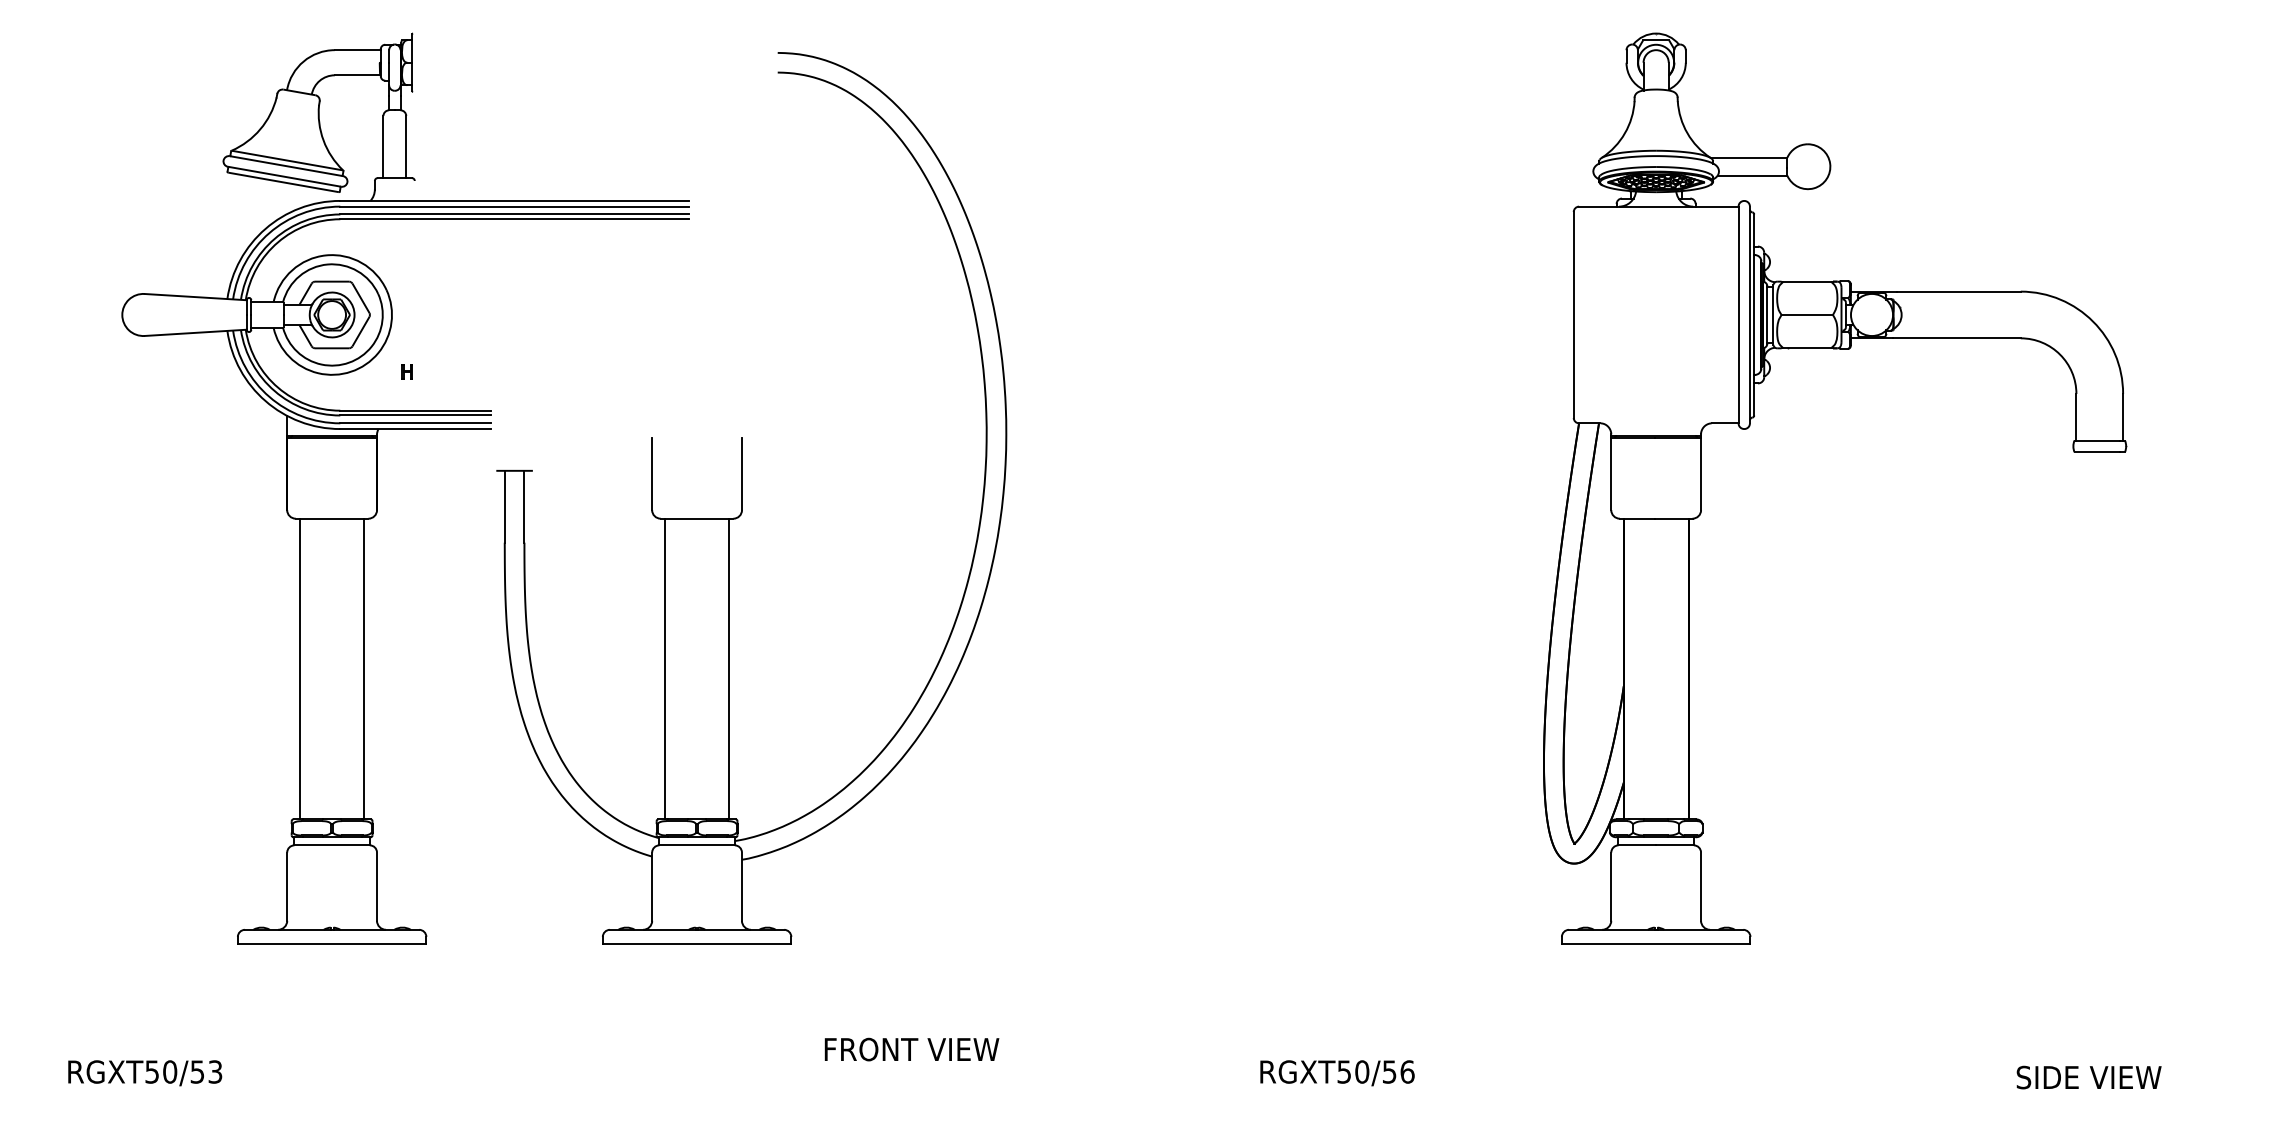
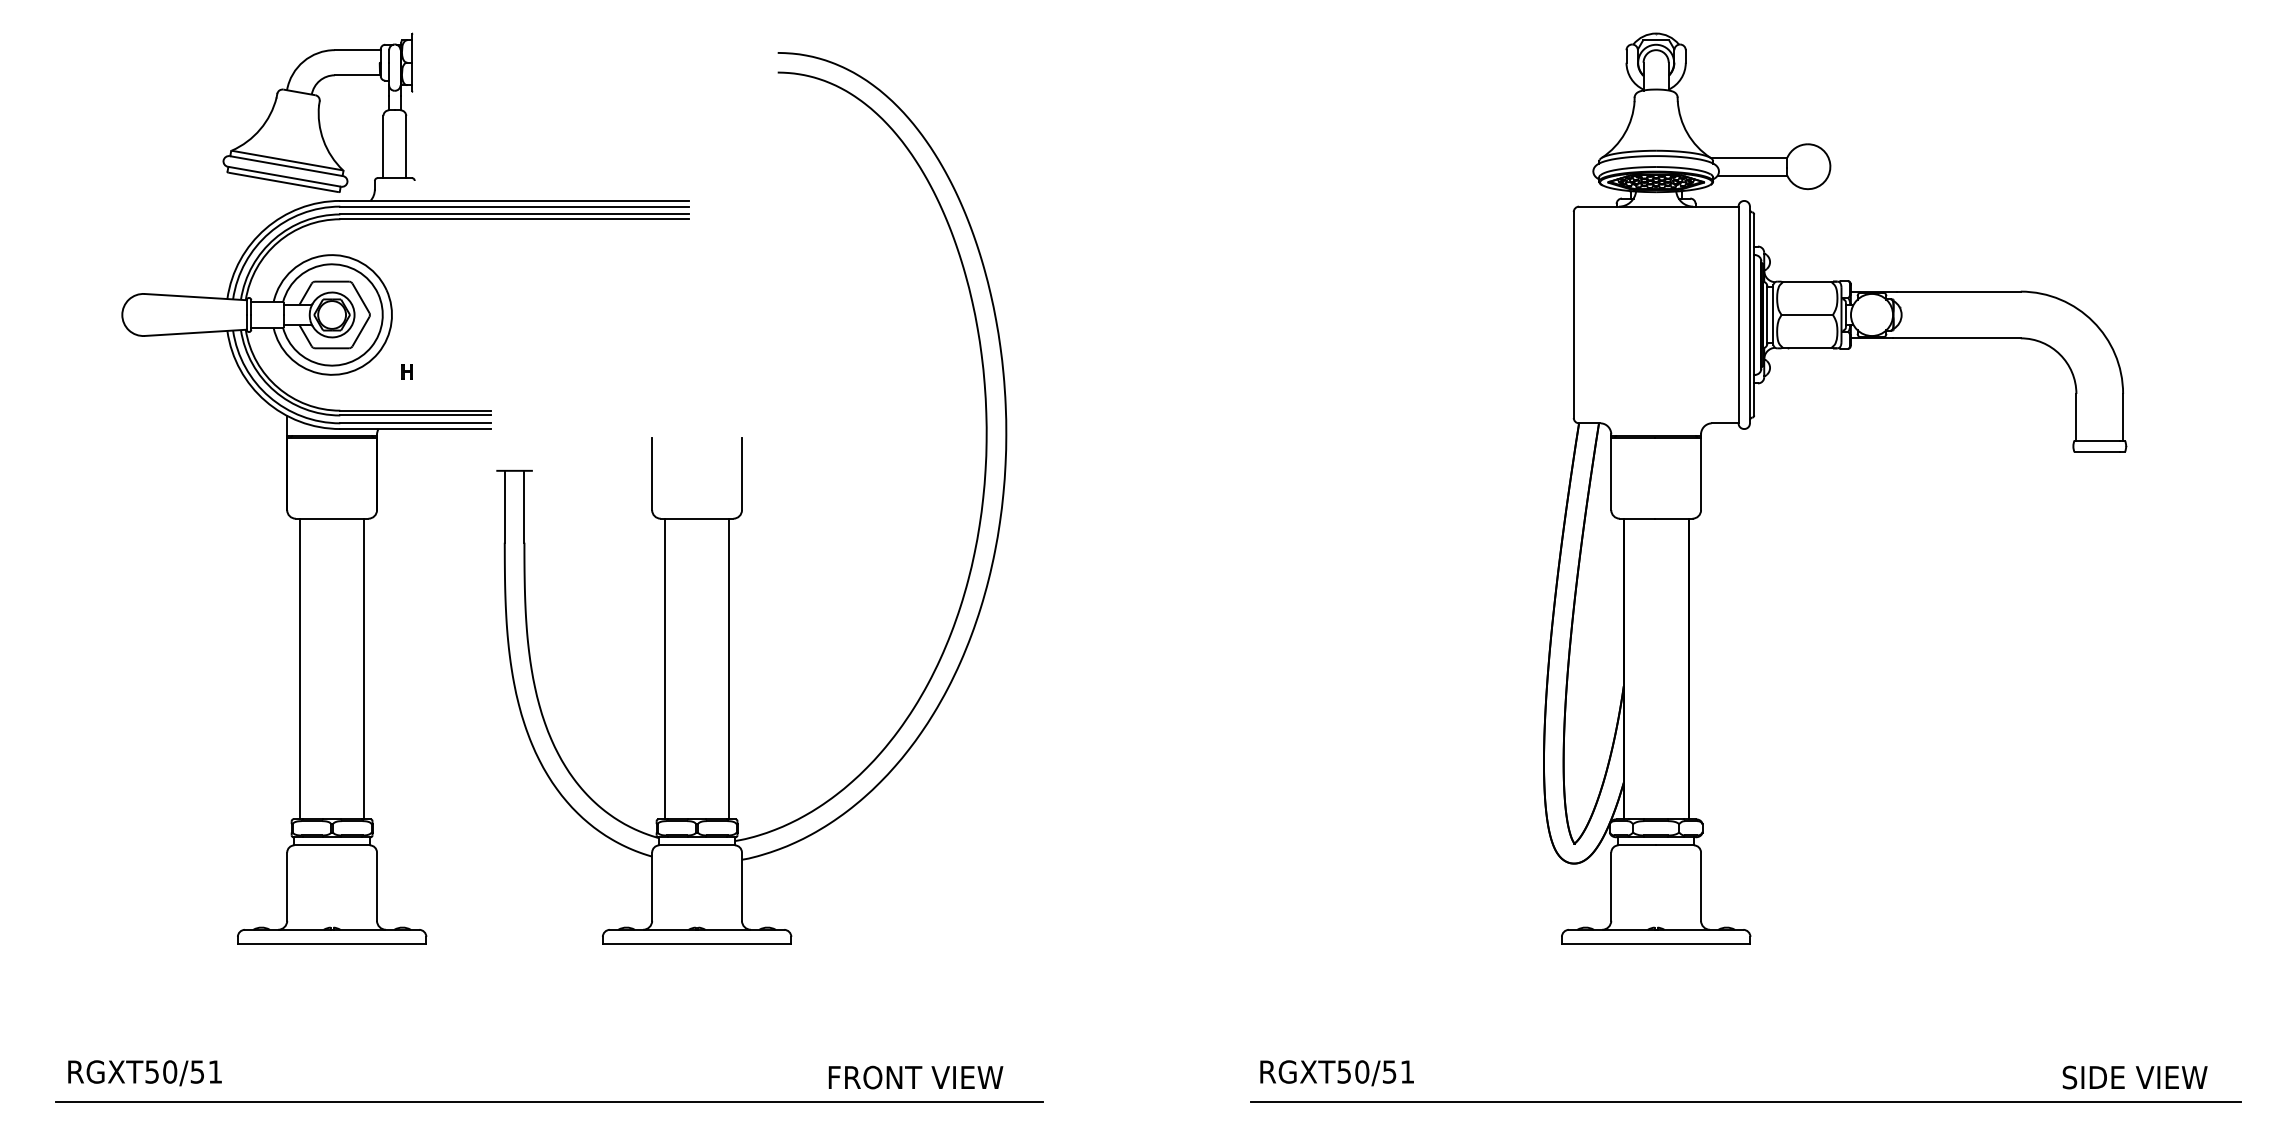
text position: (911, 1049) -> (915, 1077) (915, 1077)
text: RGXT50/53 -> RGXT50/51 (215, 1071)
text: RGXT50/56 -> RGXT50/51 (1407, 1071)
text position: (2088, 1077) -> (2134, 1077) (2134, 1077)
line: none -> present (548, 1102)
line: none -> present (1745, 1102)
